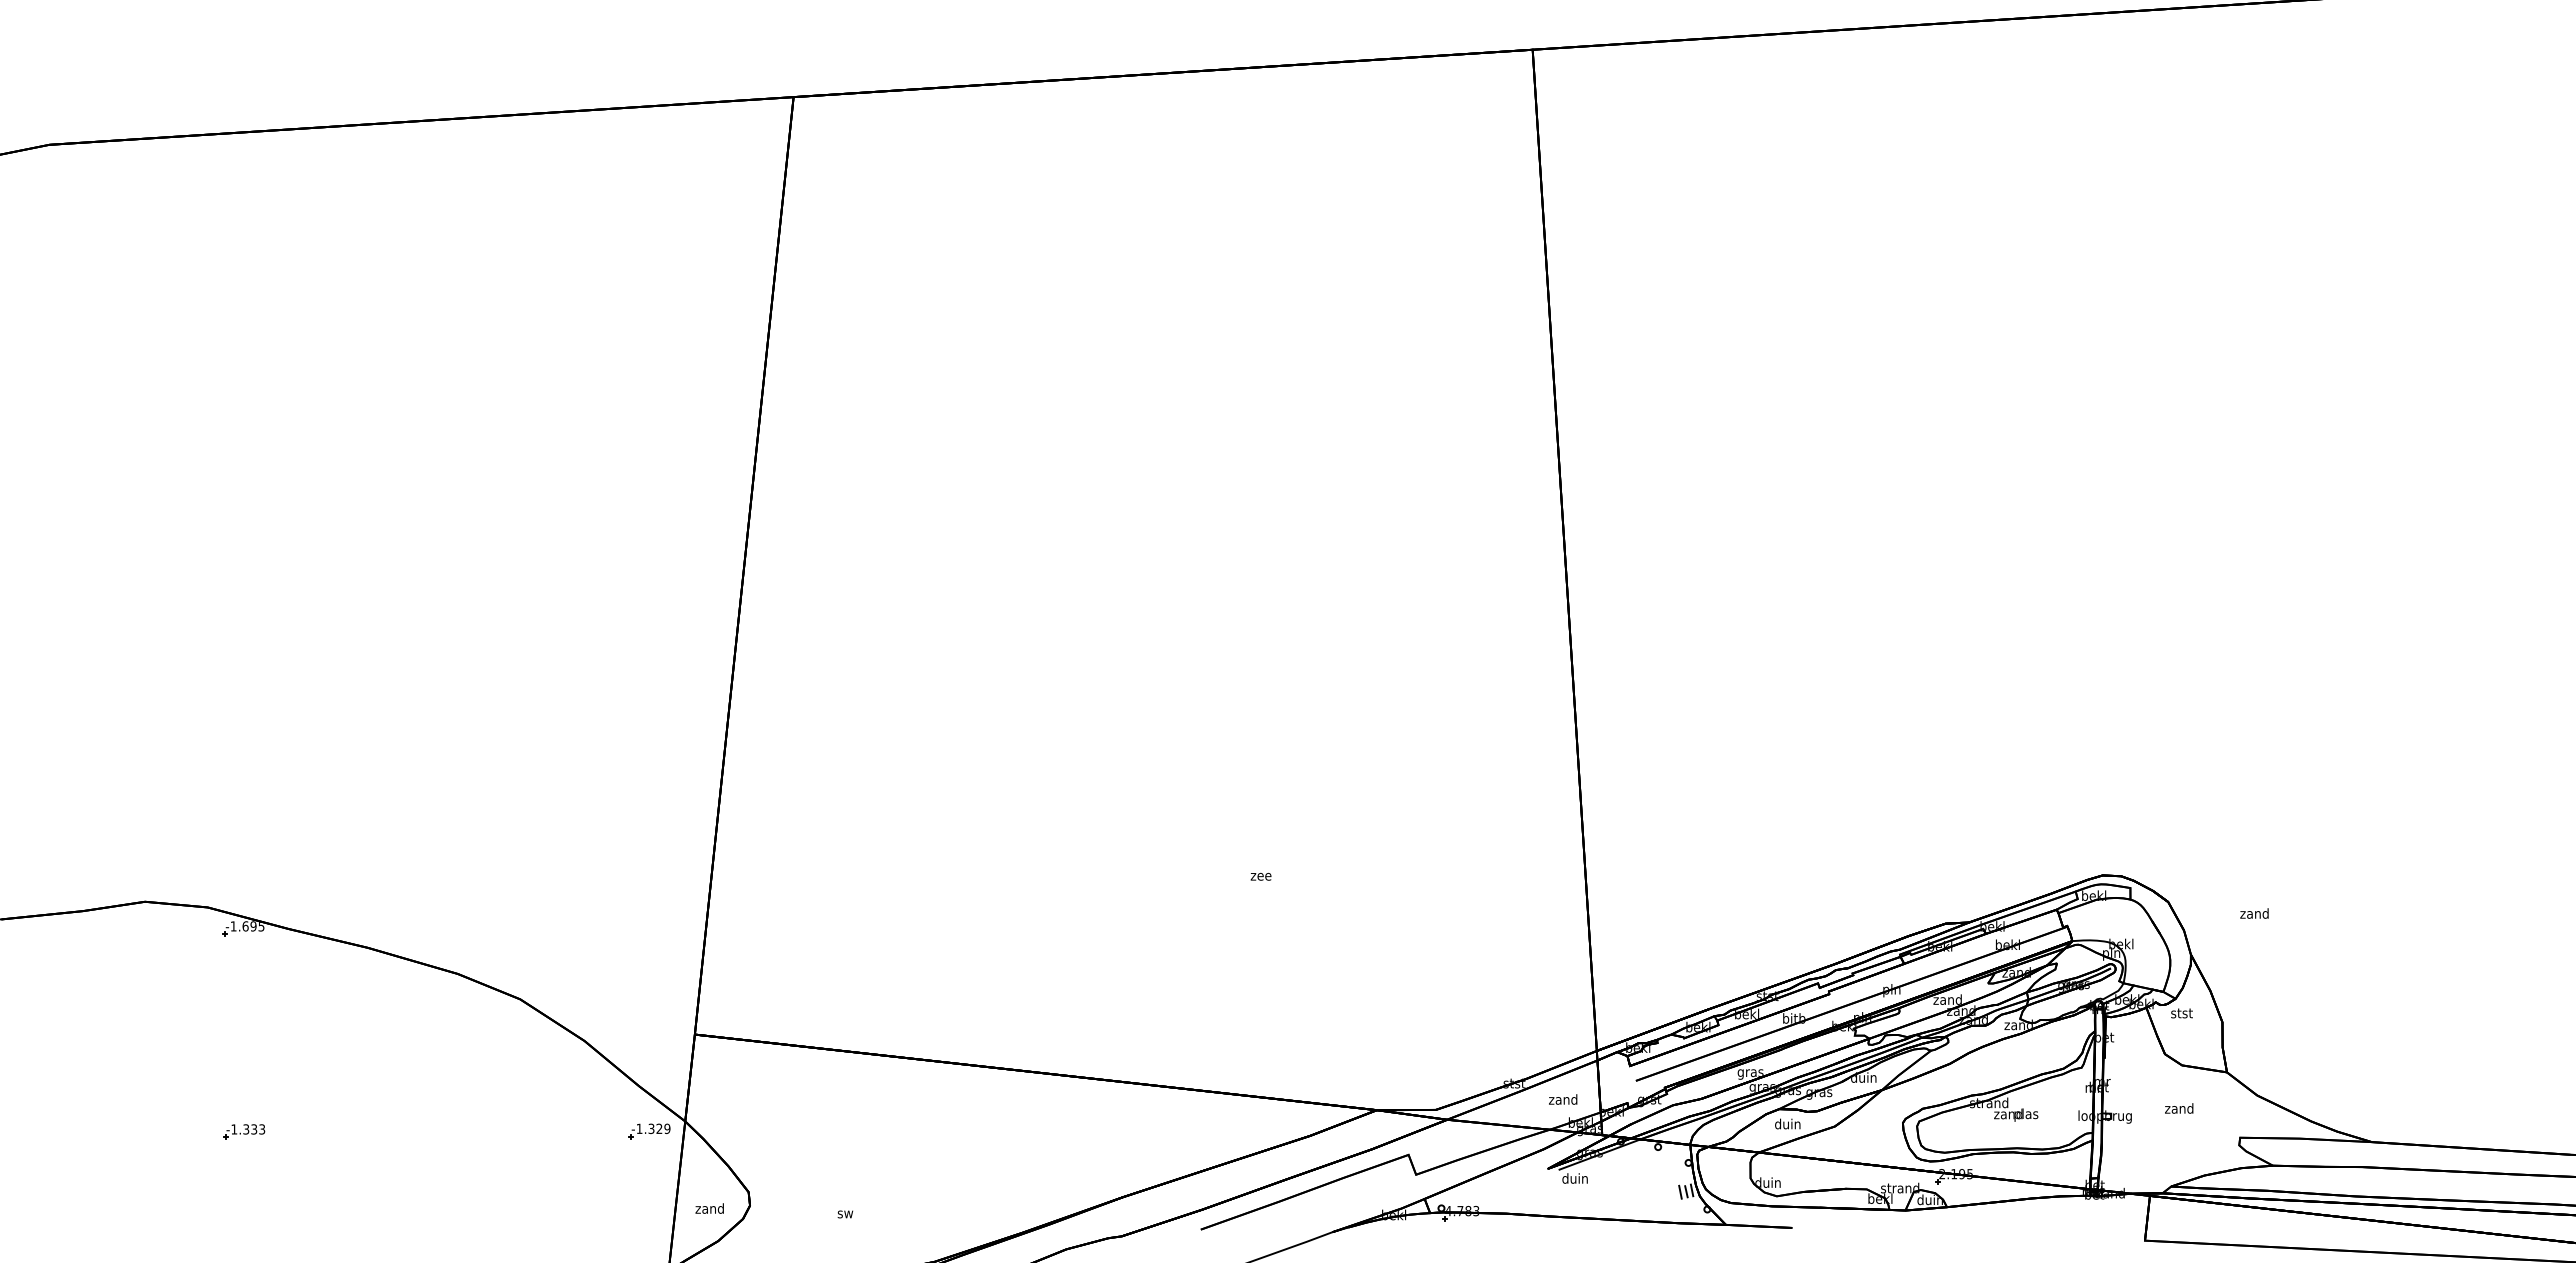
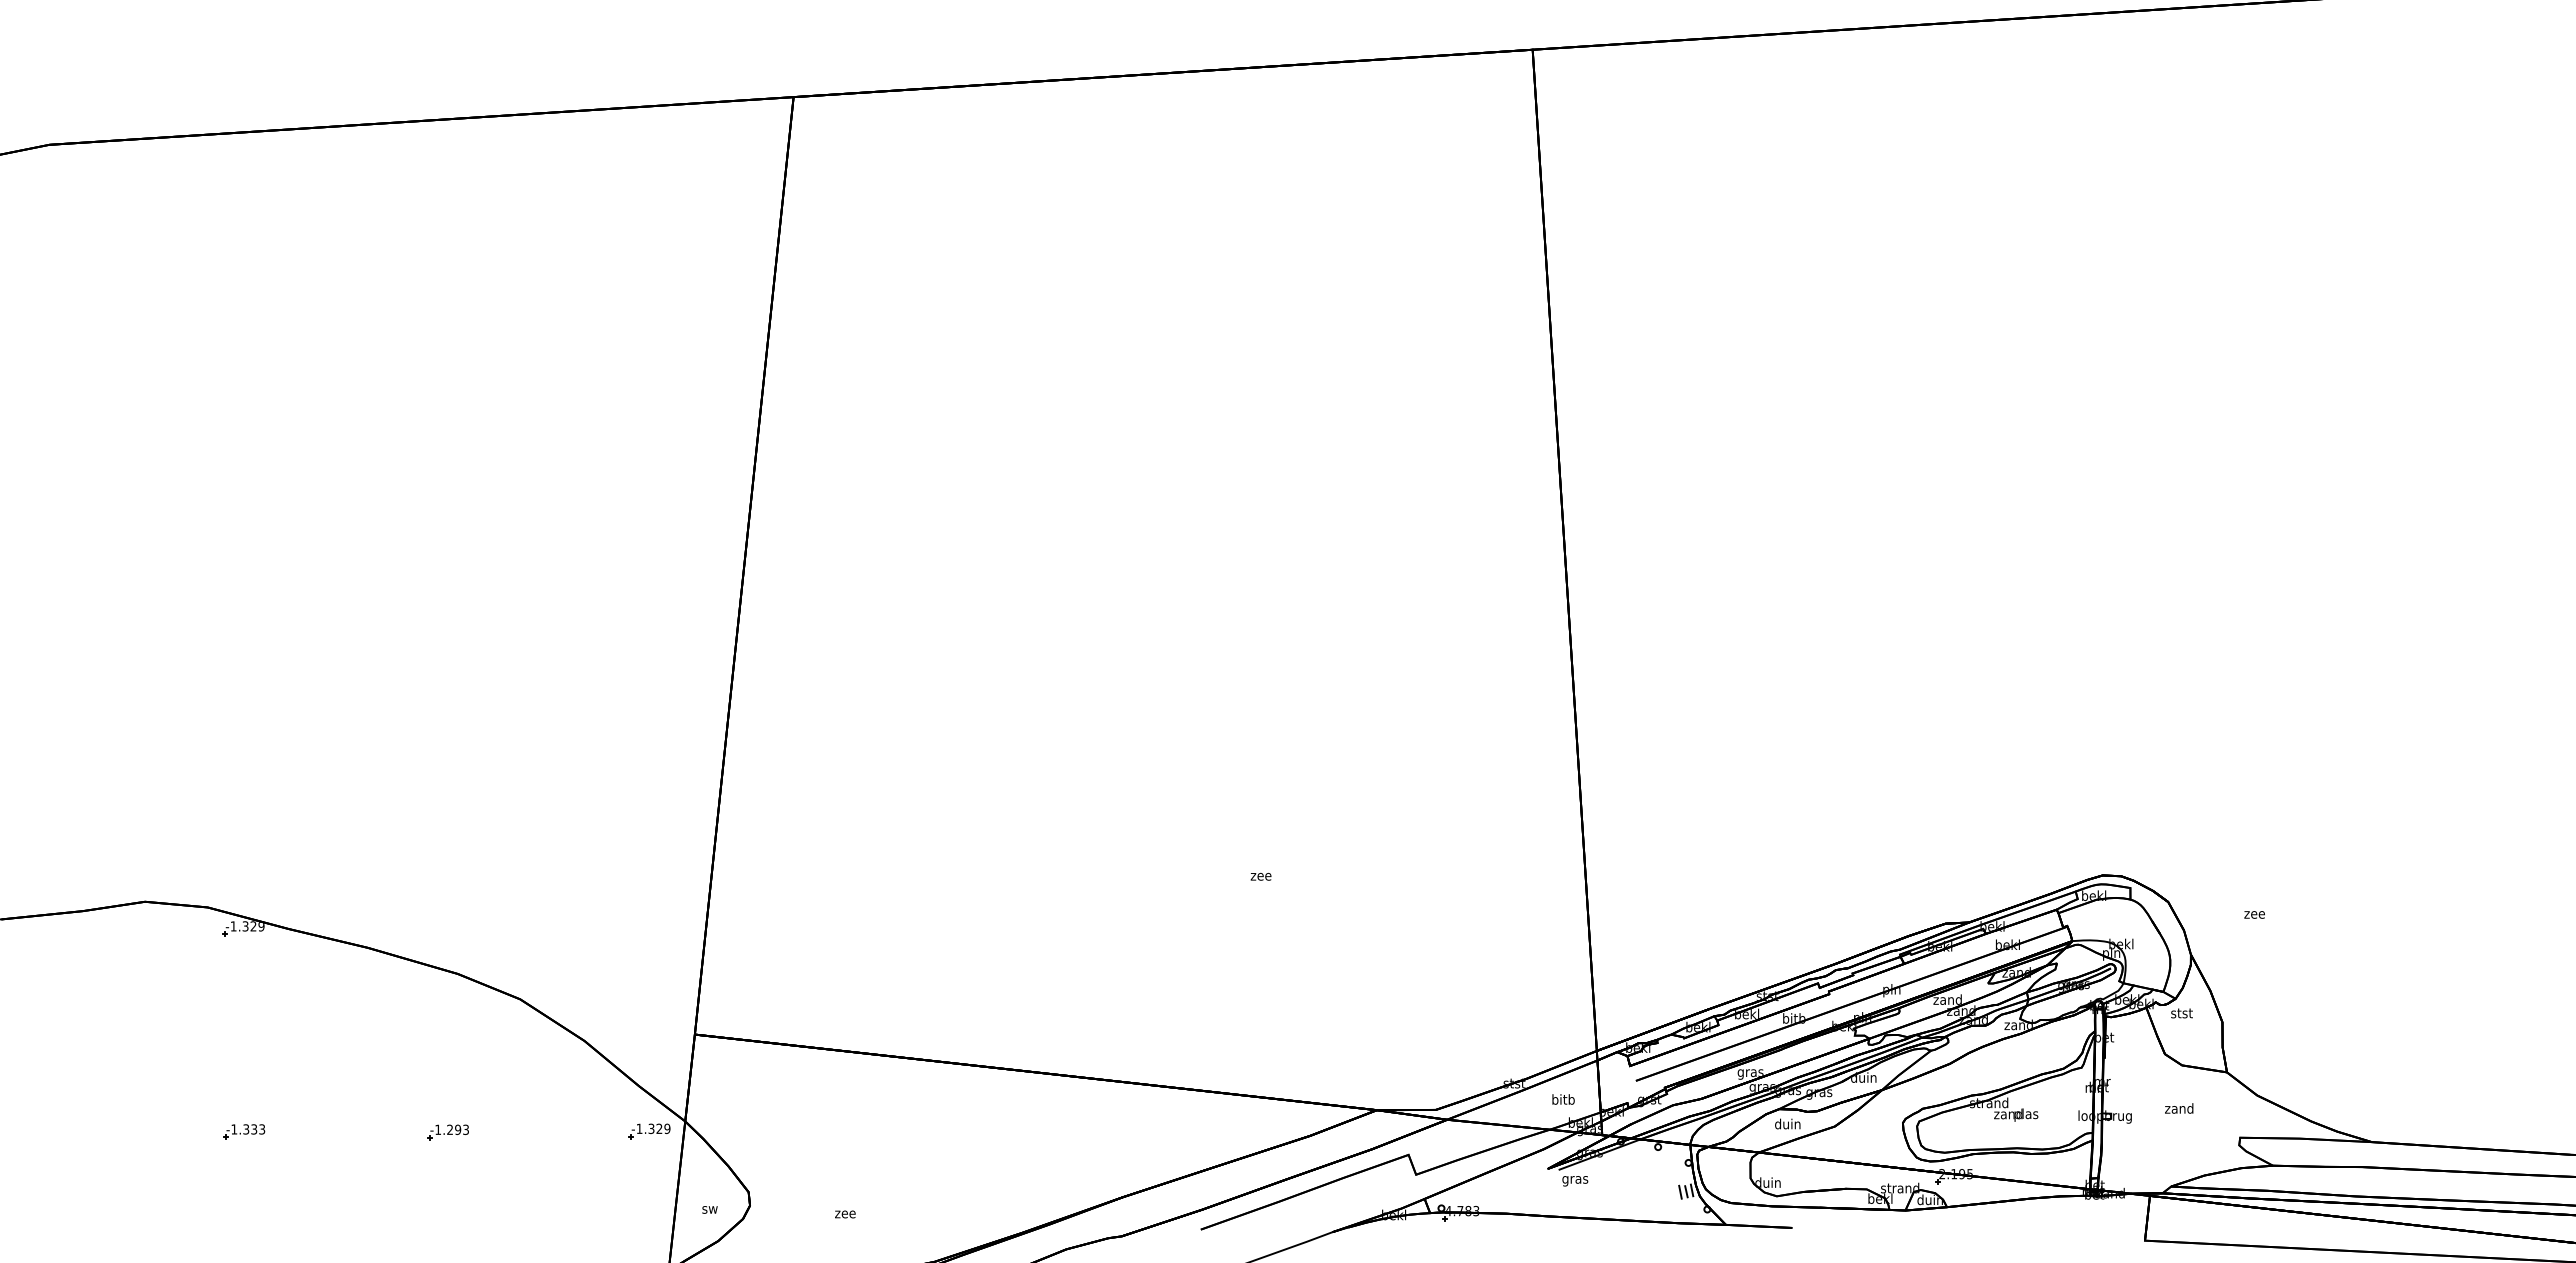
text: zand -> zee (2254, 913)
text: -1.695 -> -1.329 (253, 926)
text: zand -> bitb (1563, 1099)
part: none -> present (447, 1132)
text: duin -> gras (1575, 1179)
text: zand -> sw (709, 1208)
text: sw -> zee (845, 1214)
